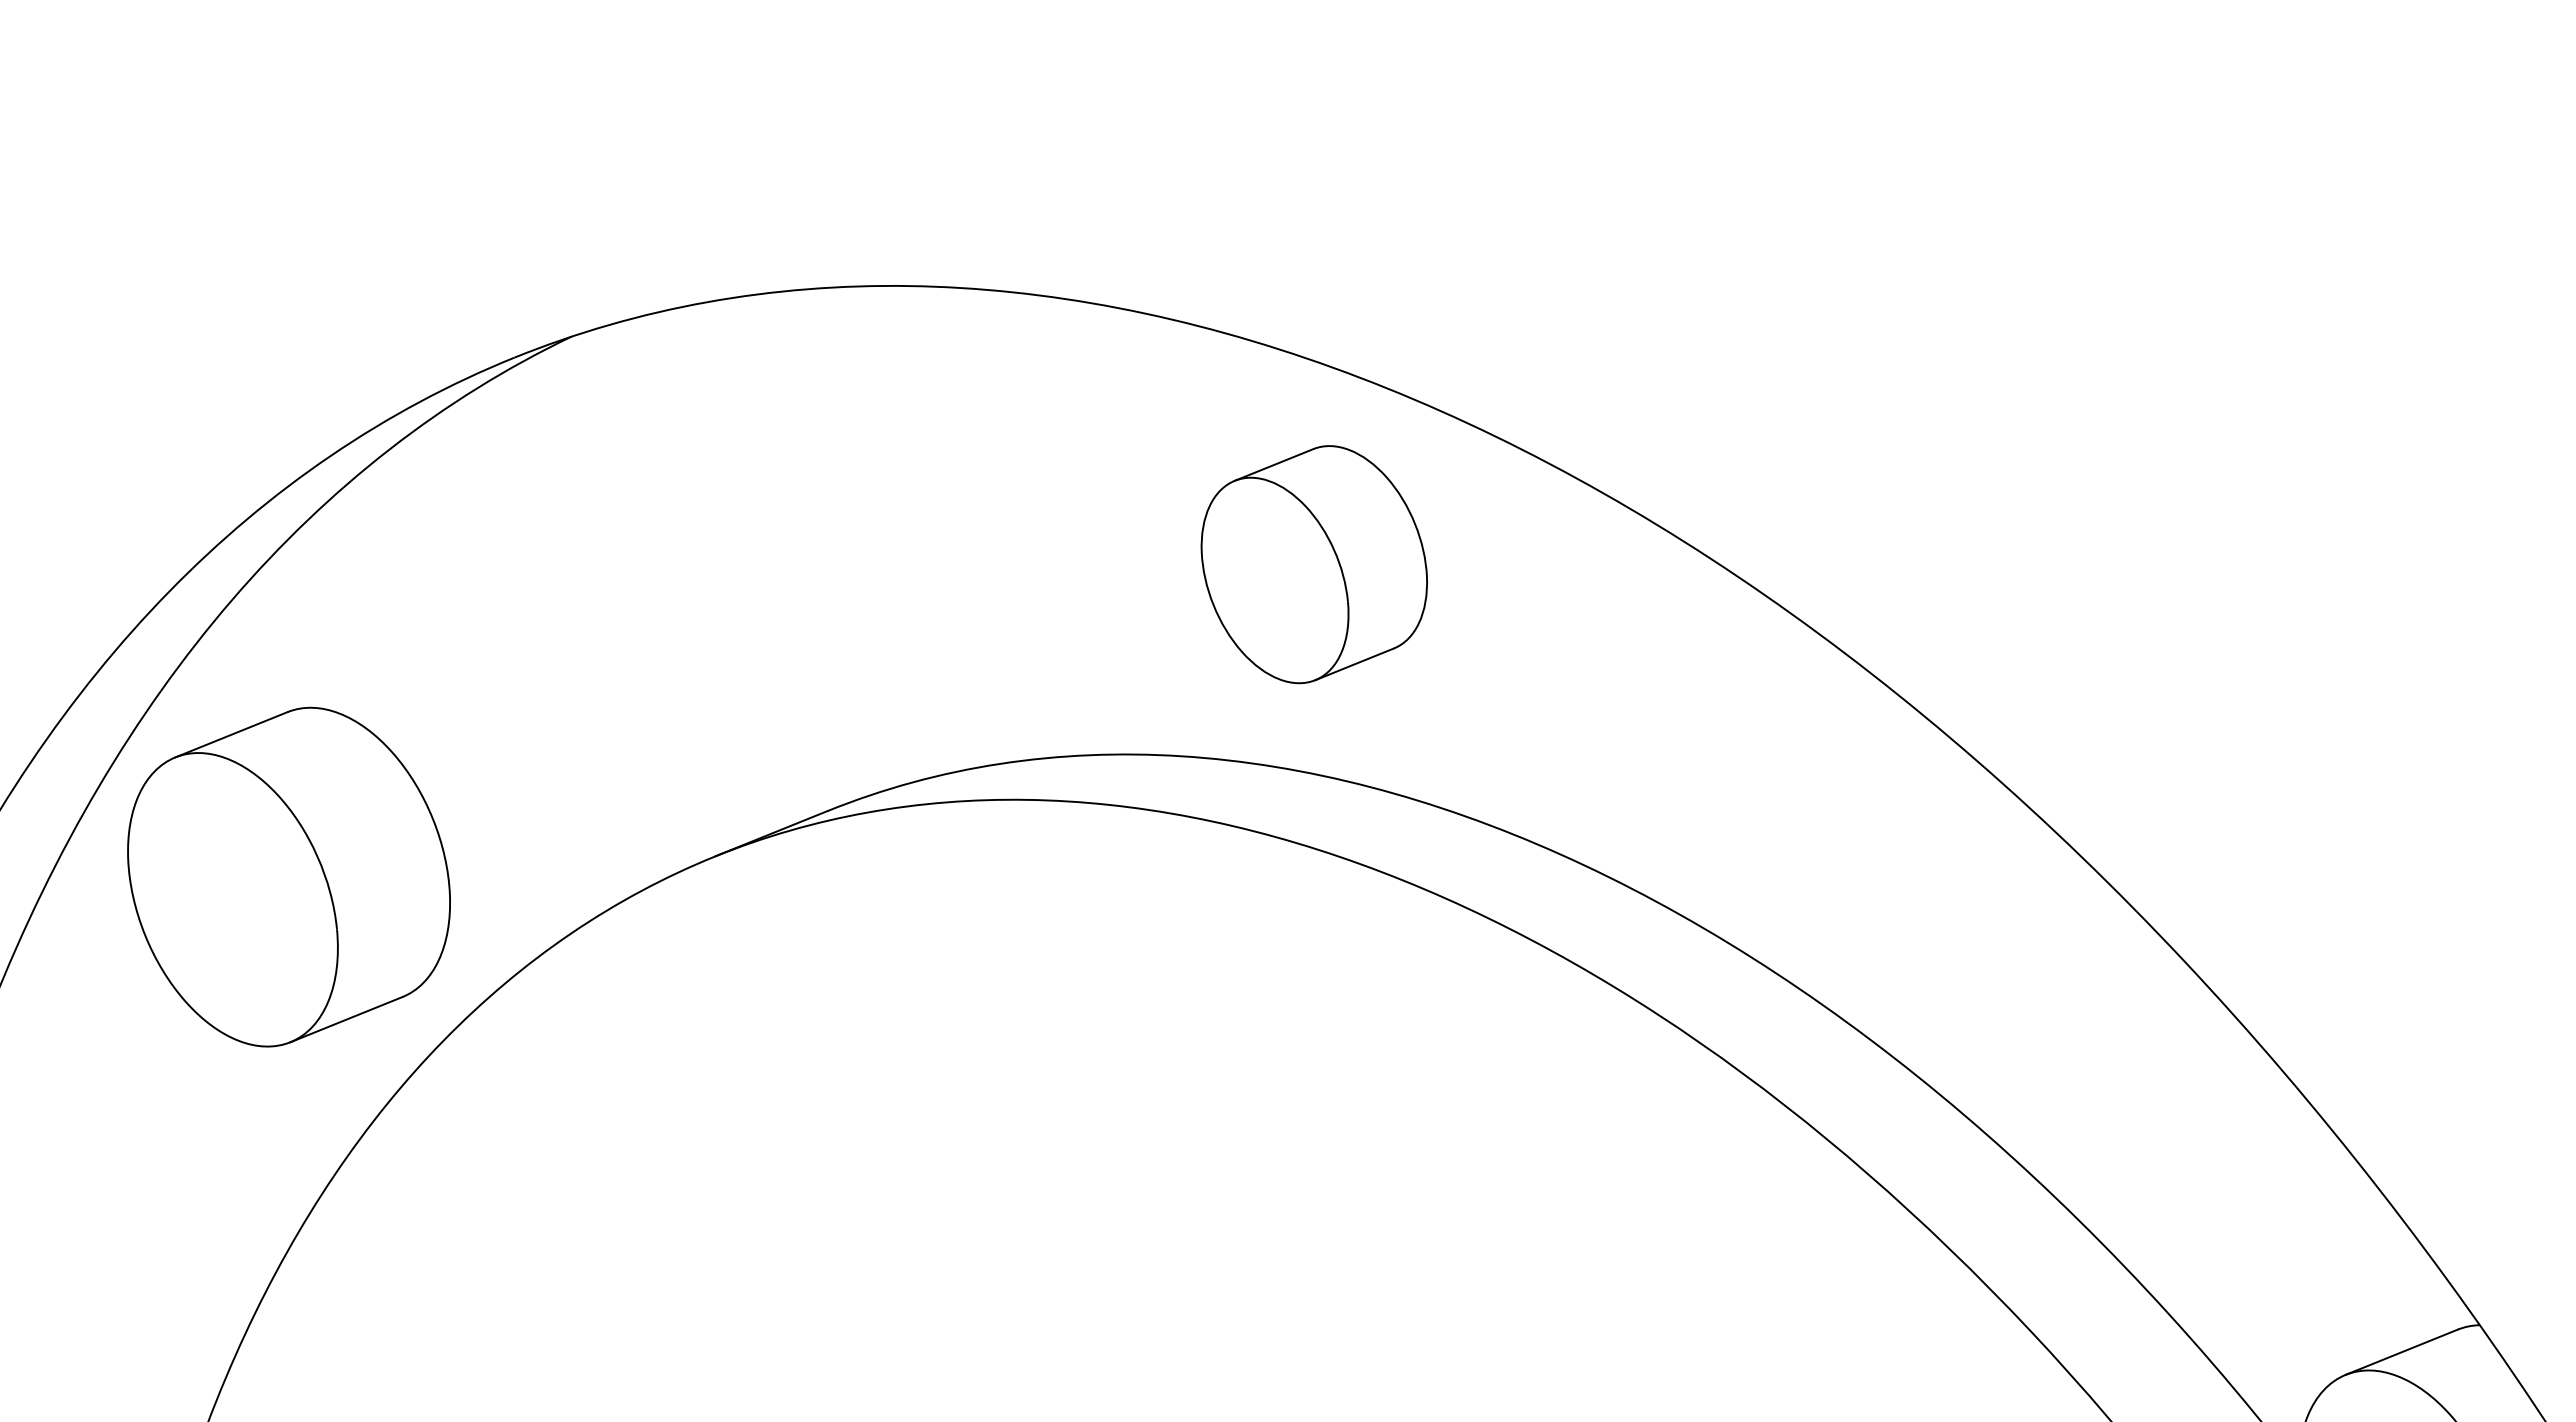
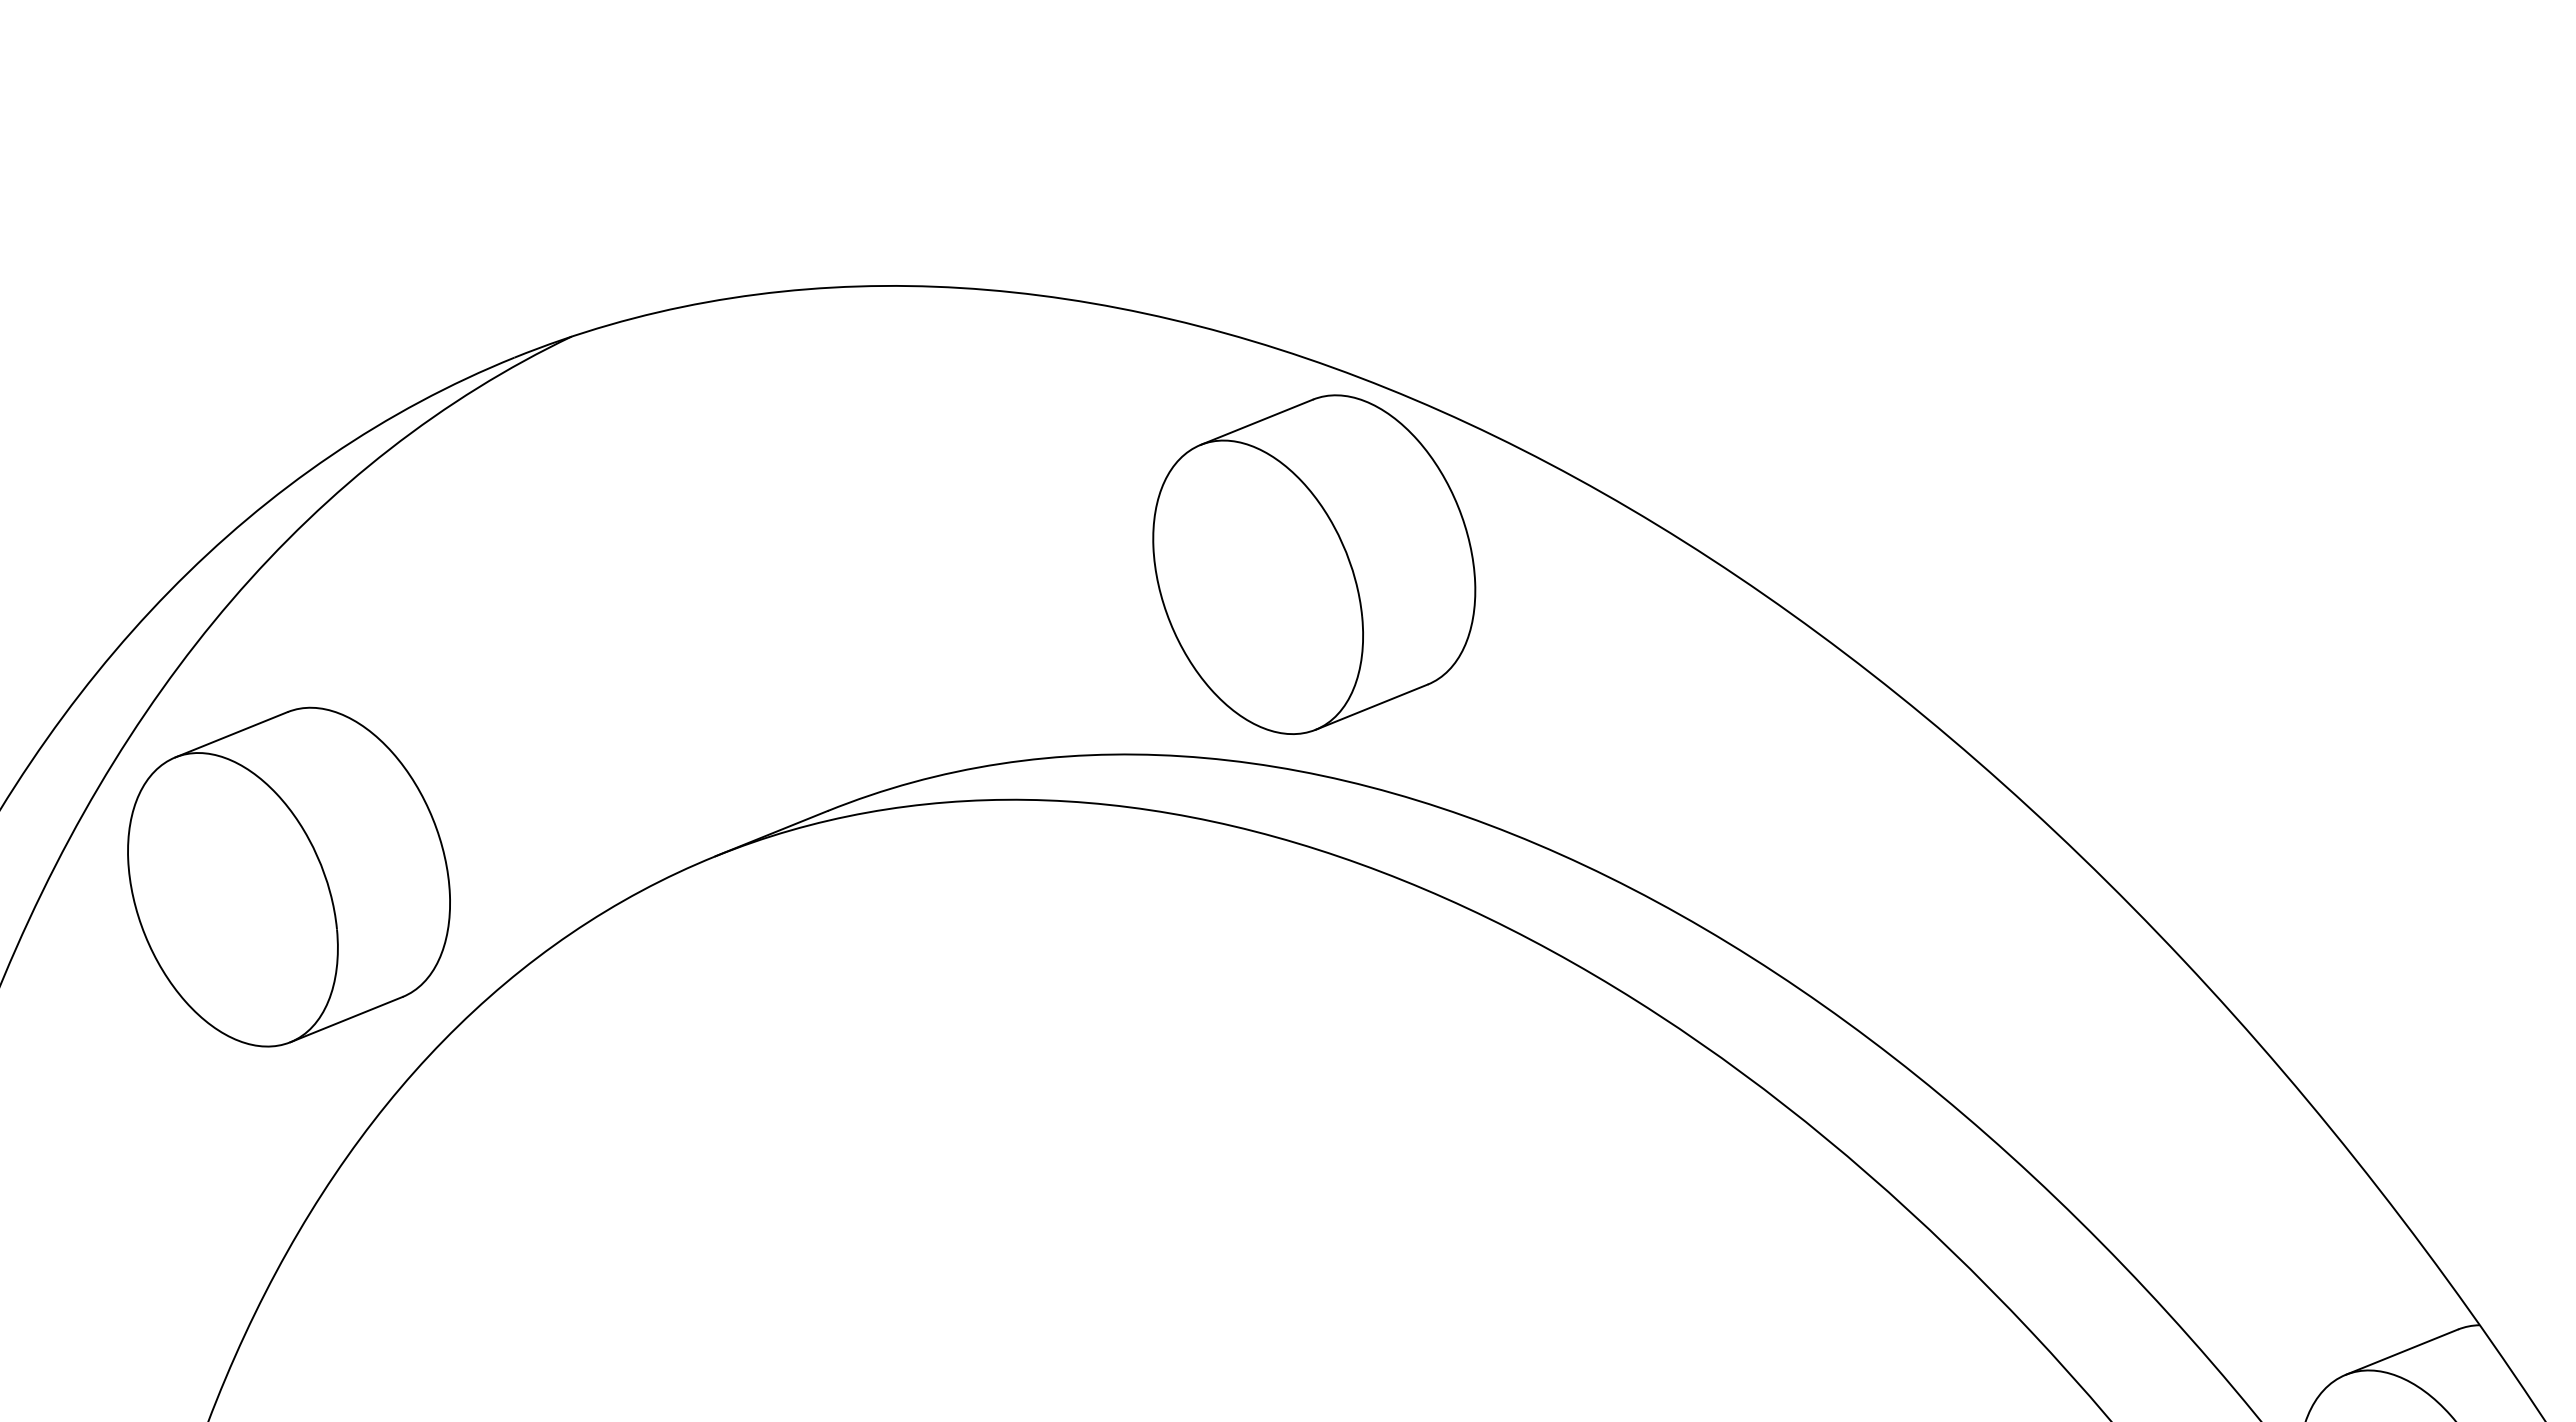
part size: 228x240 px -> 325x341 px (1314, 564)
